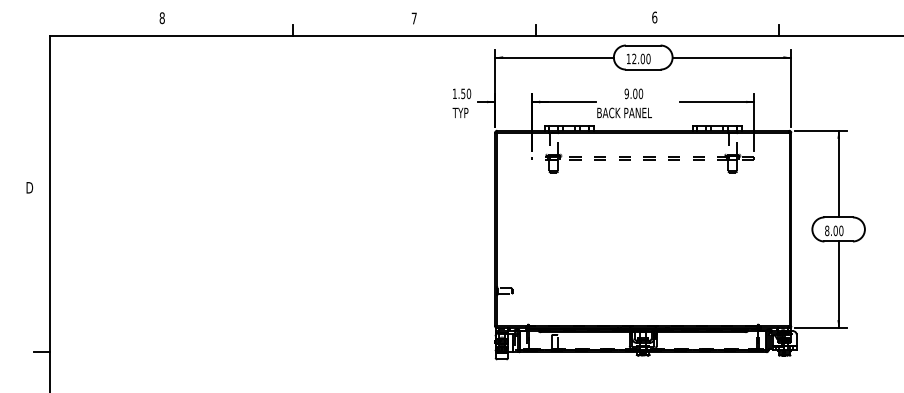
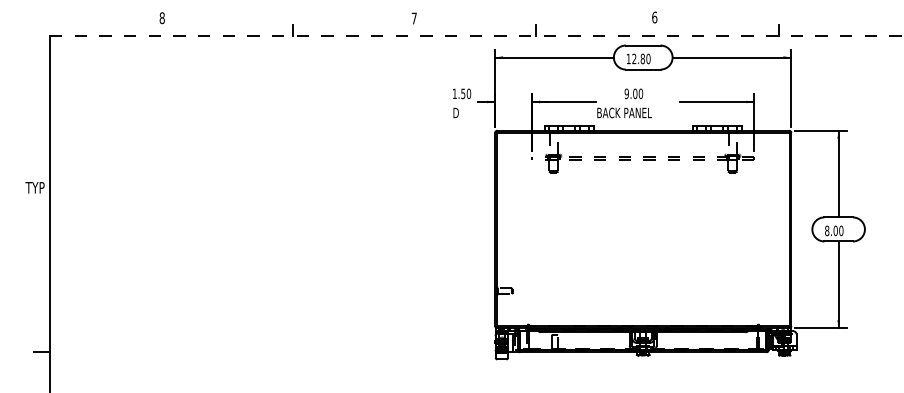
line: solid -> dashed (476, 35)
text: 12.00 -> 12.80 (642, 58)
text: TYP -> D (460, 112)
text: D -> TYP (34, 187)
